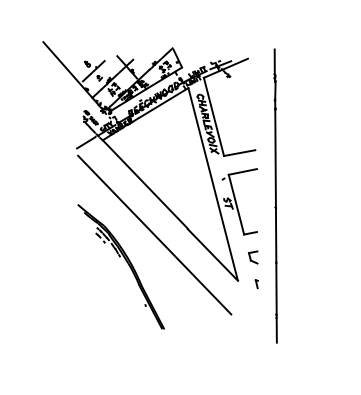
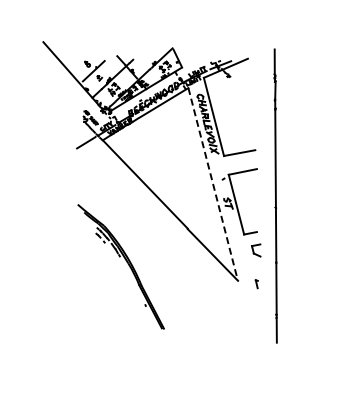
line: solid -> dashed (213, 184)
line: present -> none (154, 234)
part position: (253, 257) -> (256, 250) (256, 250)
